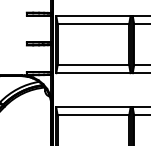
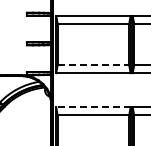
line: solid -> dashed (93, 65)
line: solid -> dashed (92, 107)
